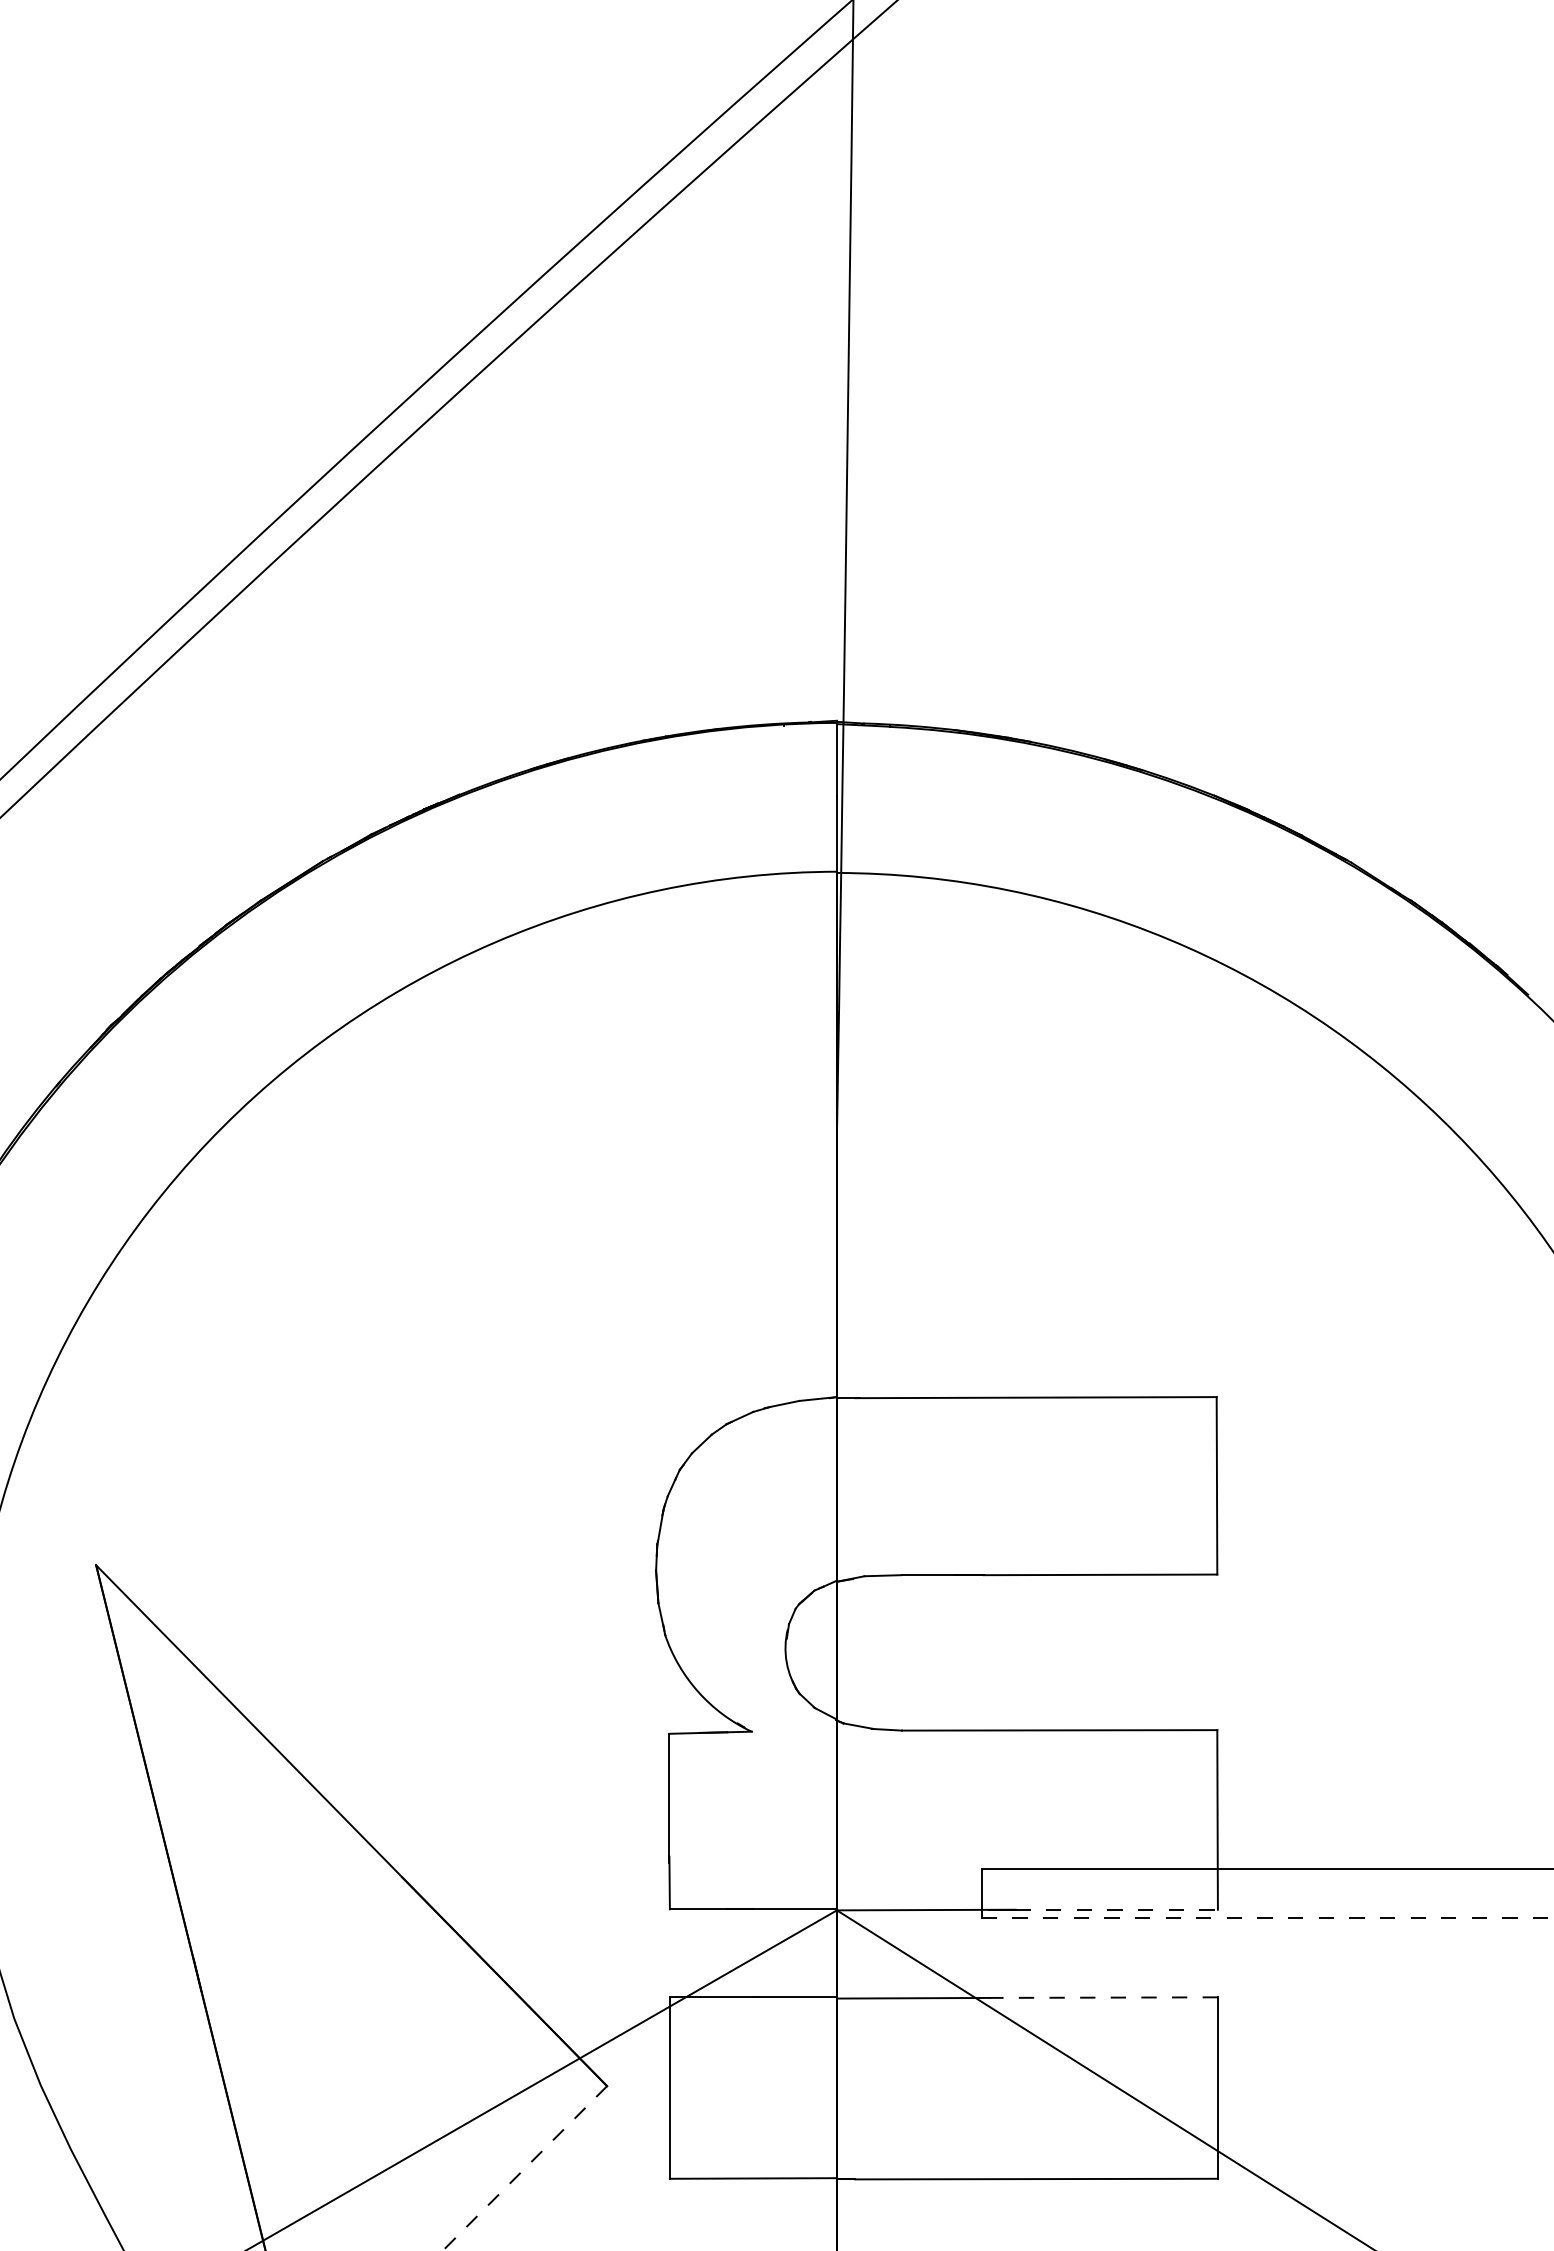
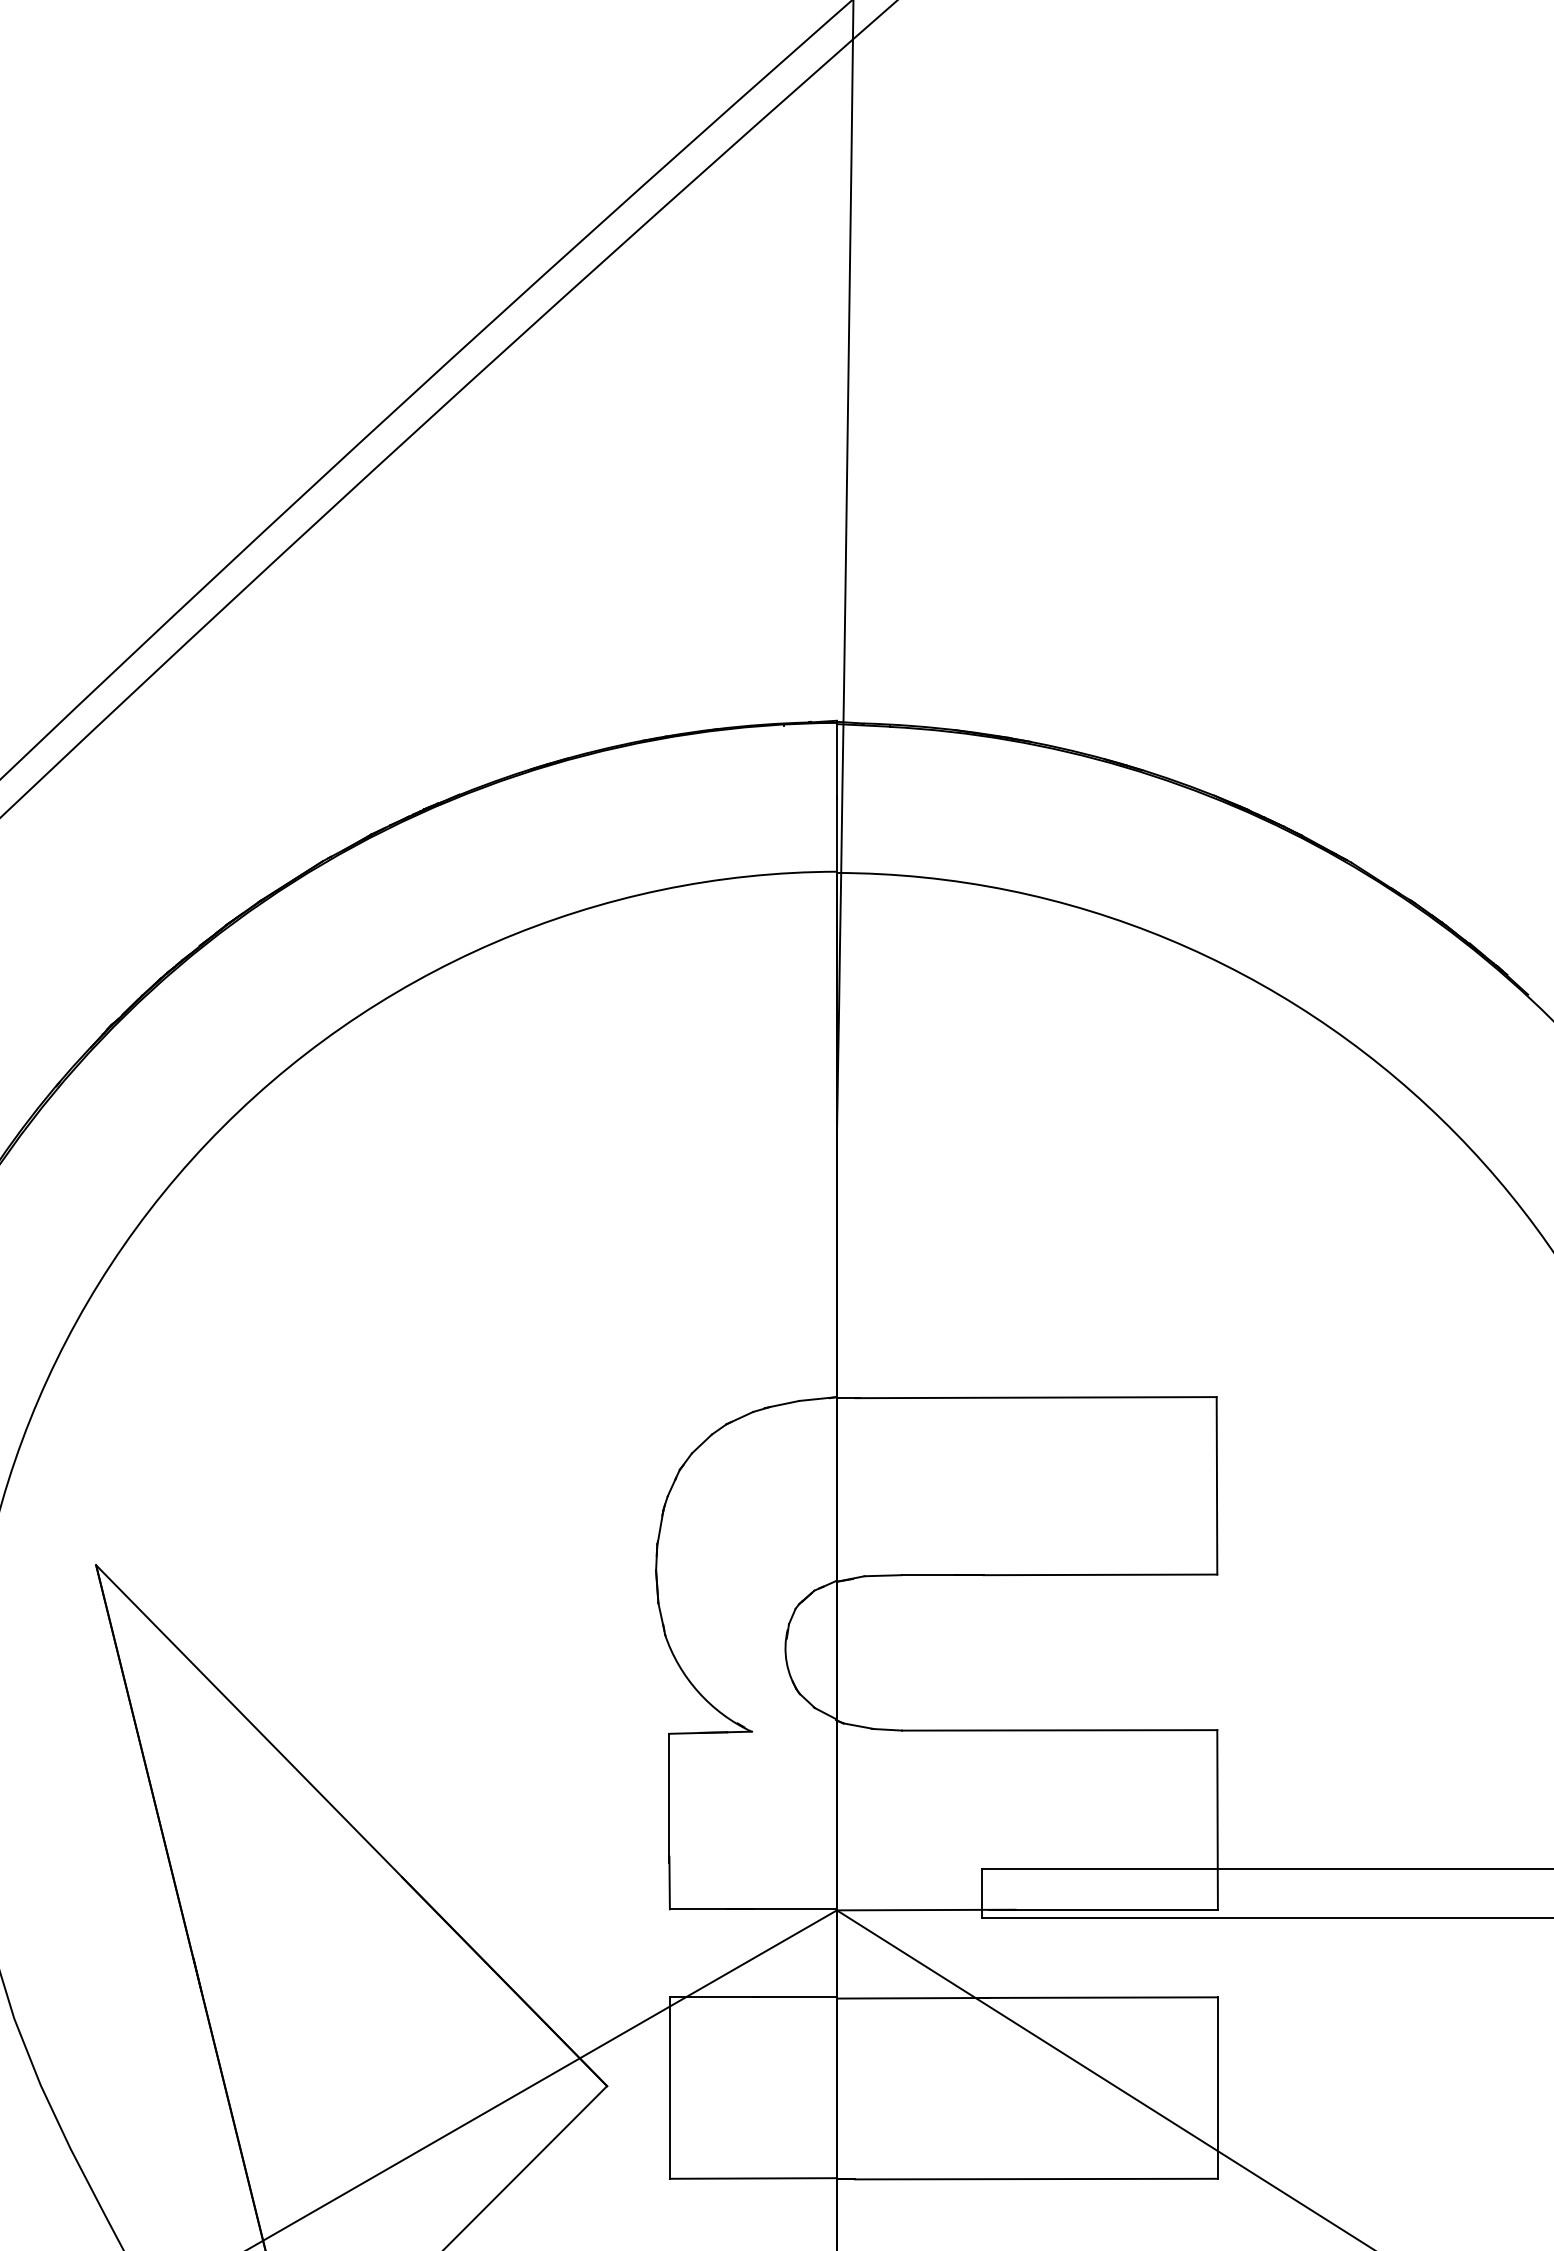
line: dashed -> solid (1117, 1909)
line: dashed -> solid (1267, 1917)
line: dashed -> solid (1100, 1997)
line: dashed -> solid (524, 2168)
